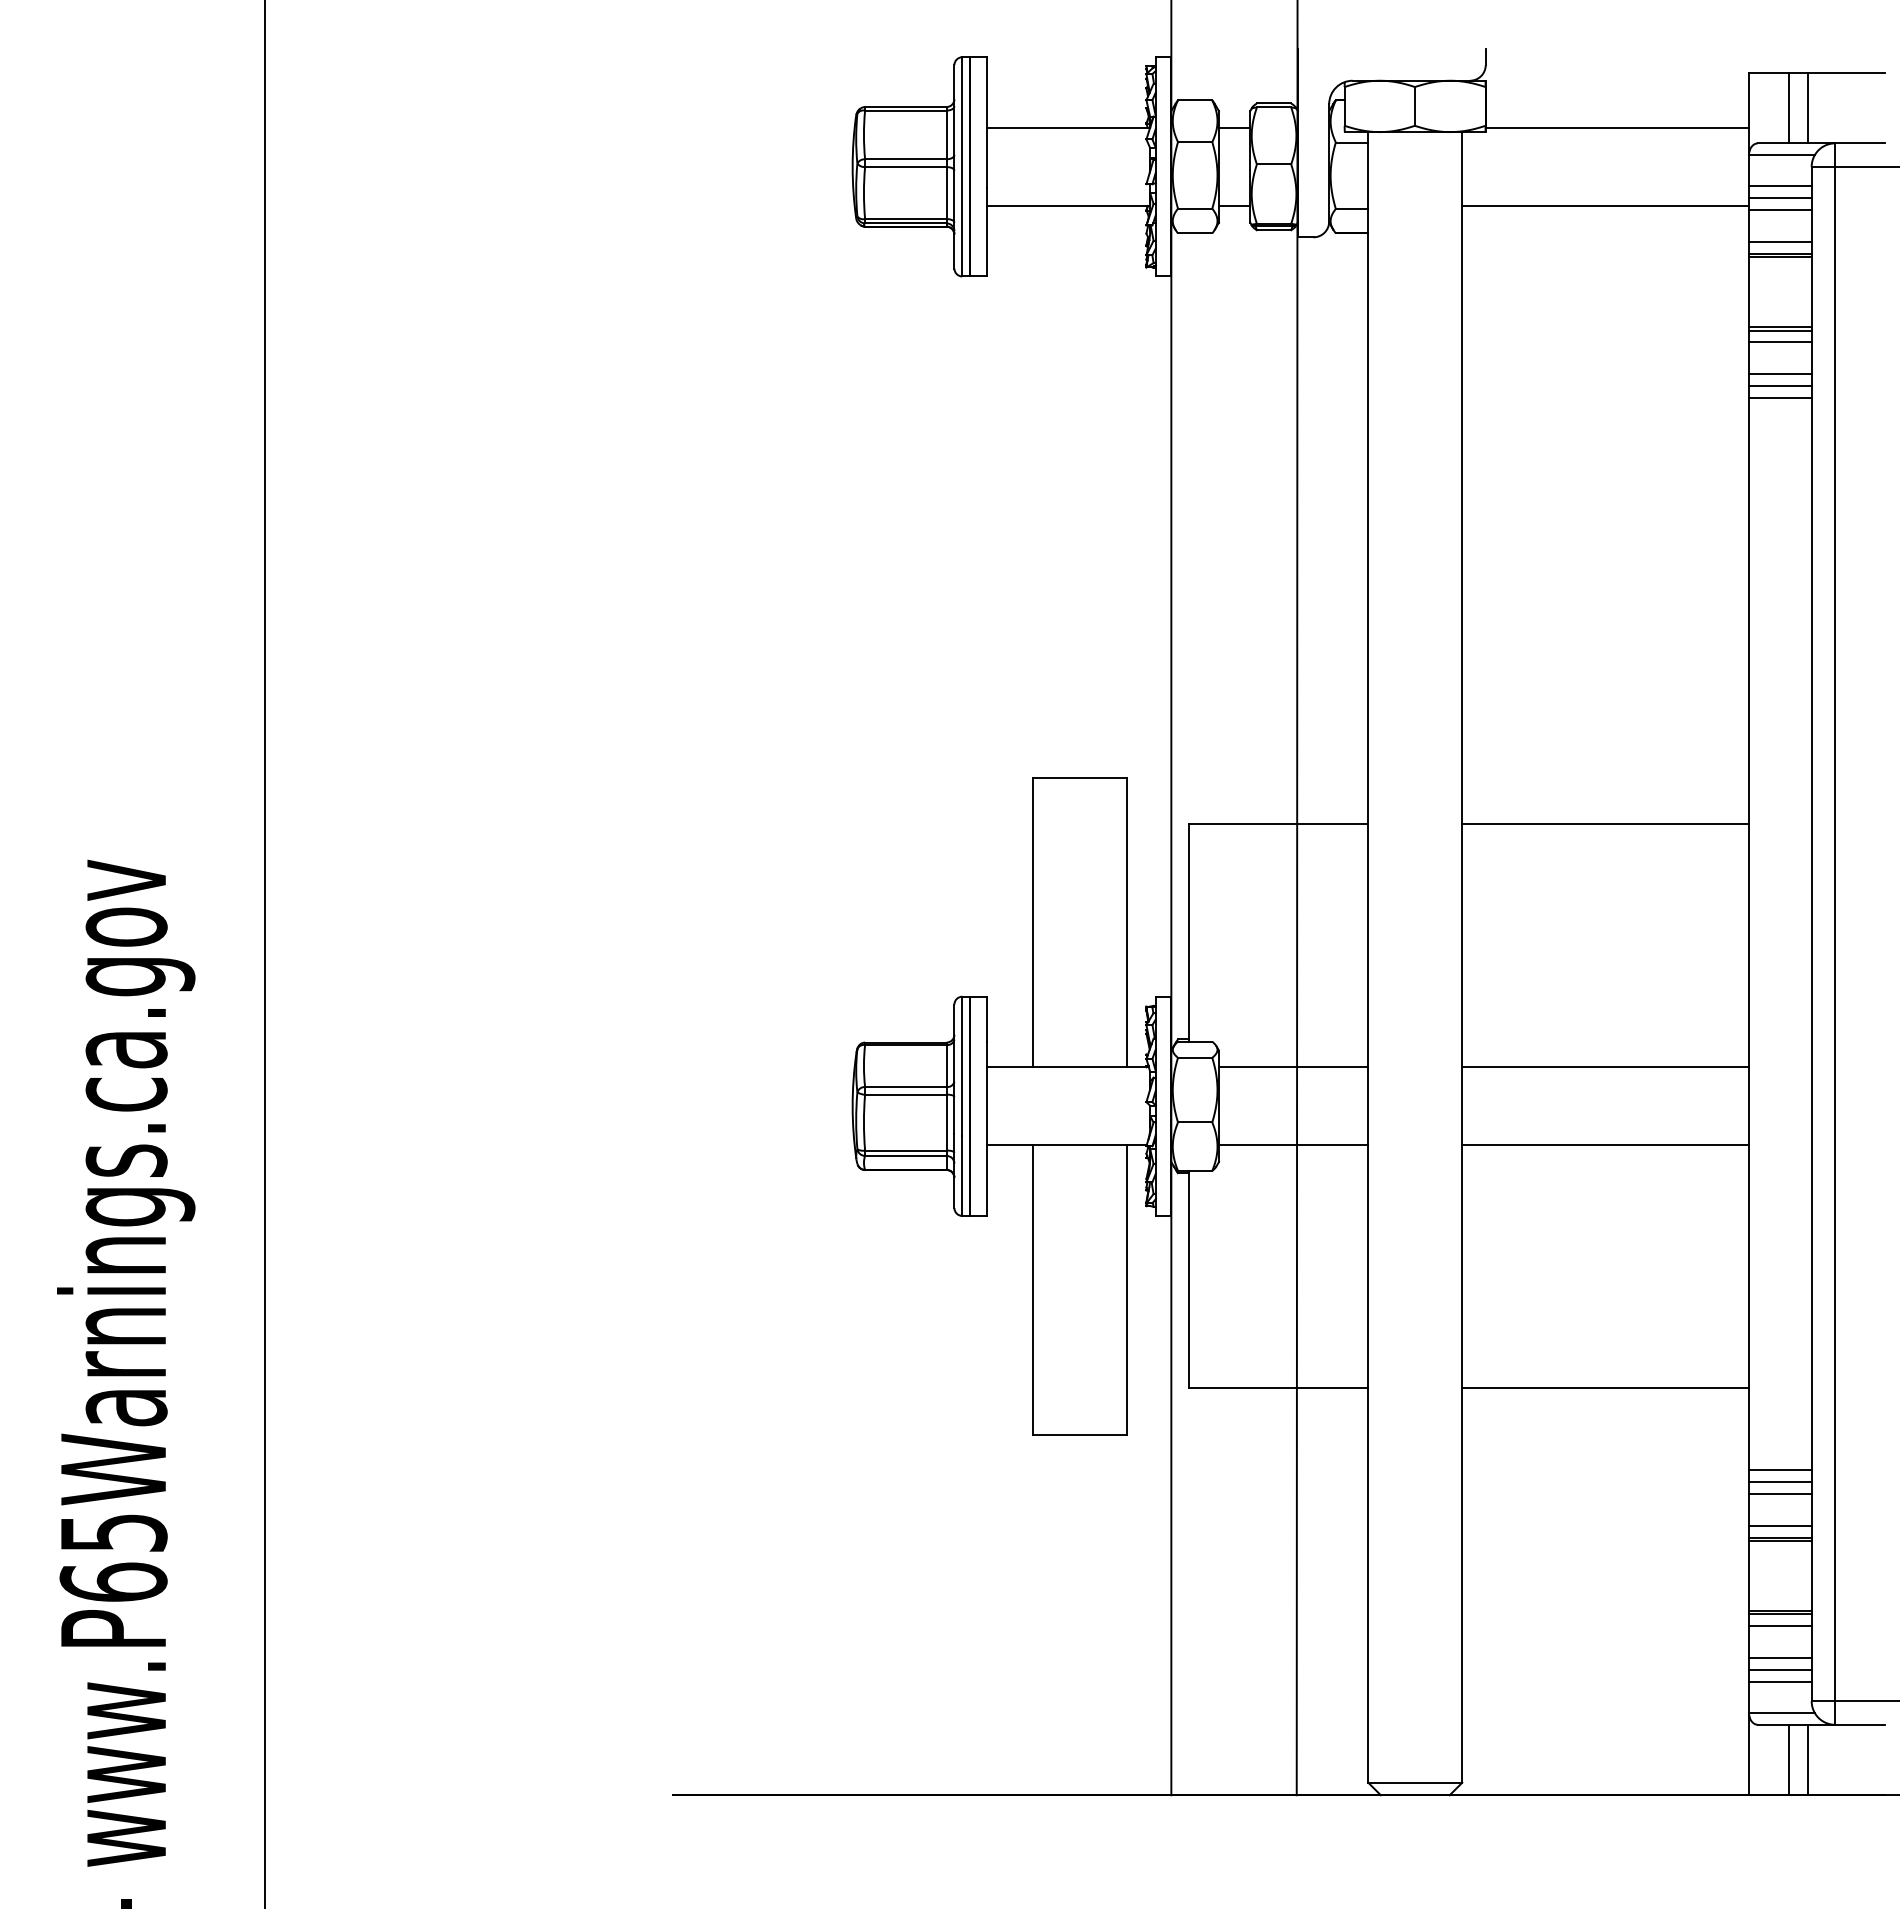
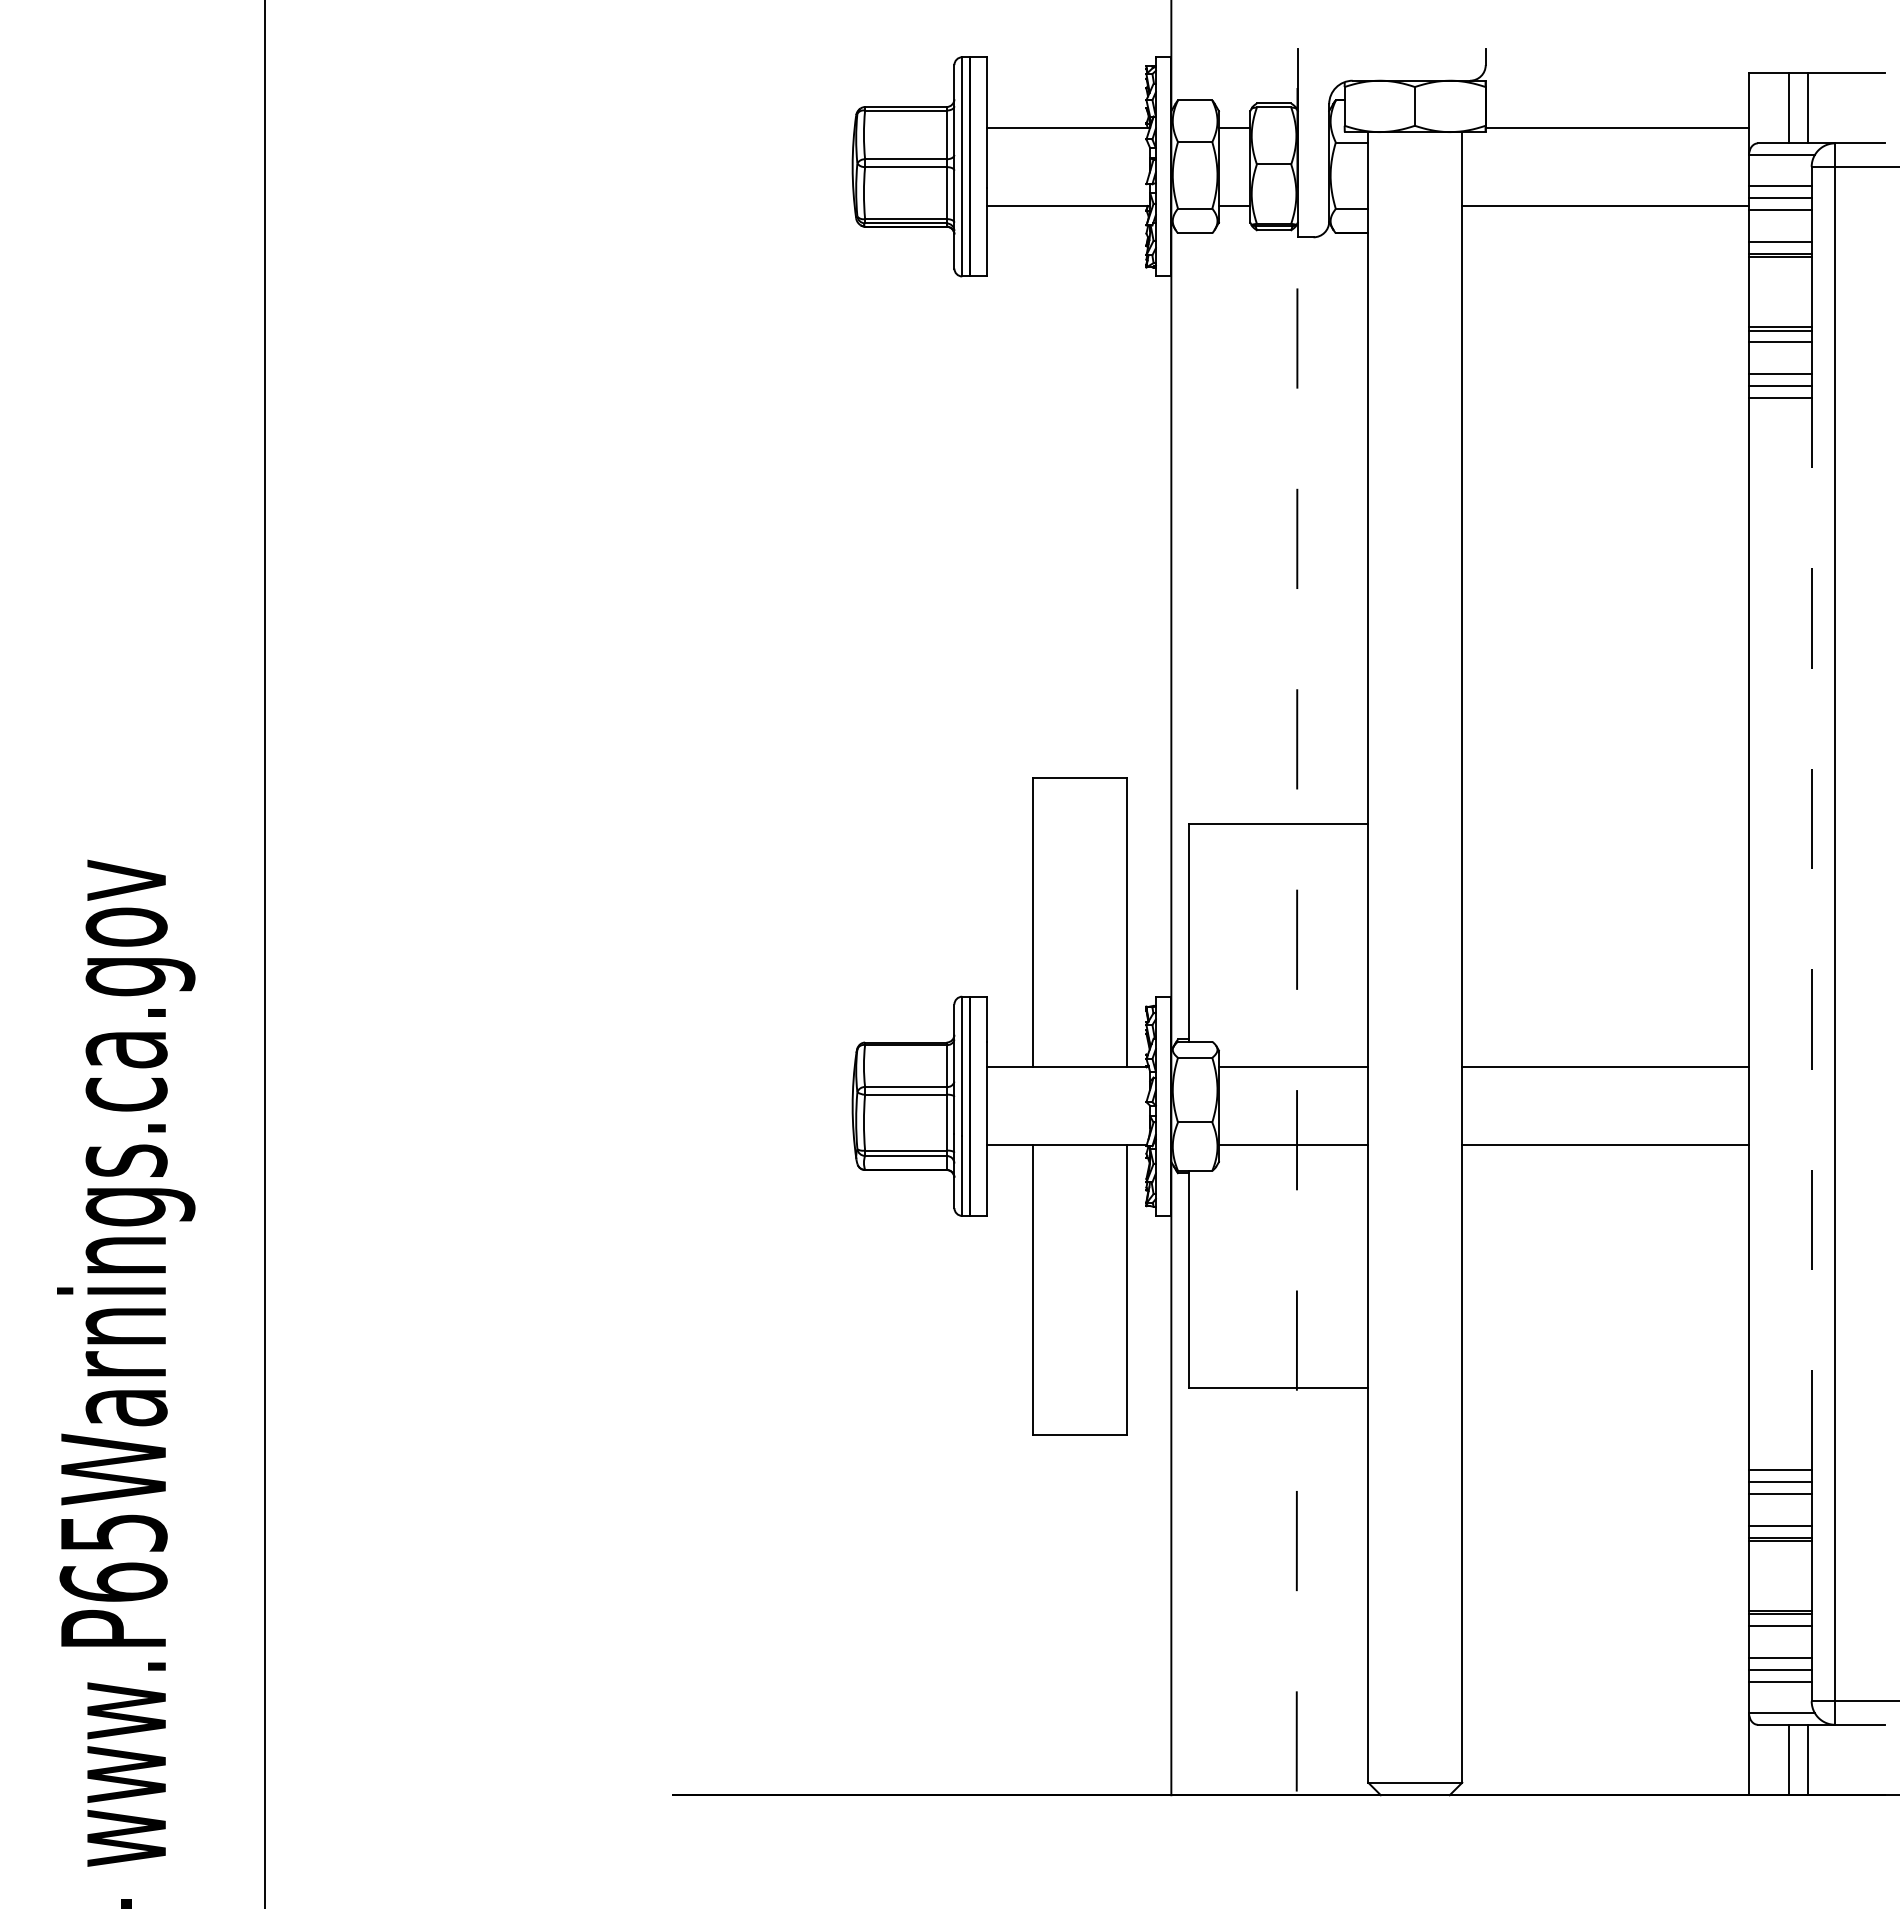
line: present -> none (1605, 824)
line: solid -> dashed (1297, 898)
line: solid -> dashed (1811, 933)
line: present -> none (1605, 1388)
